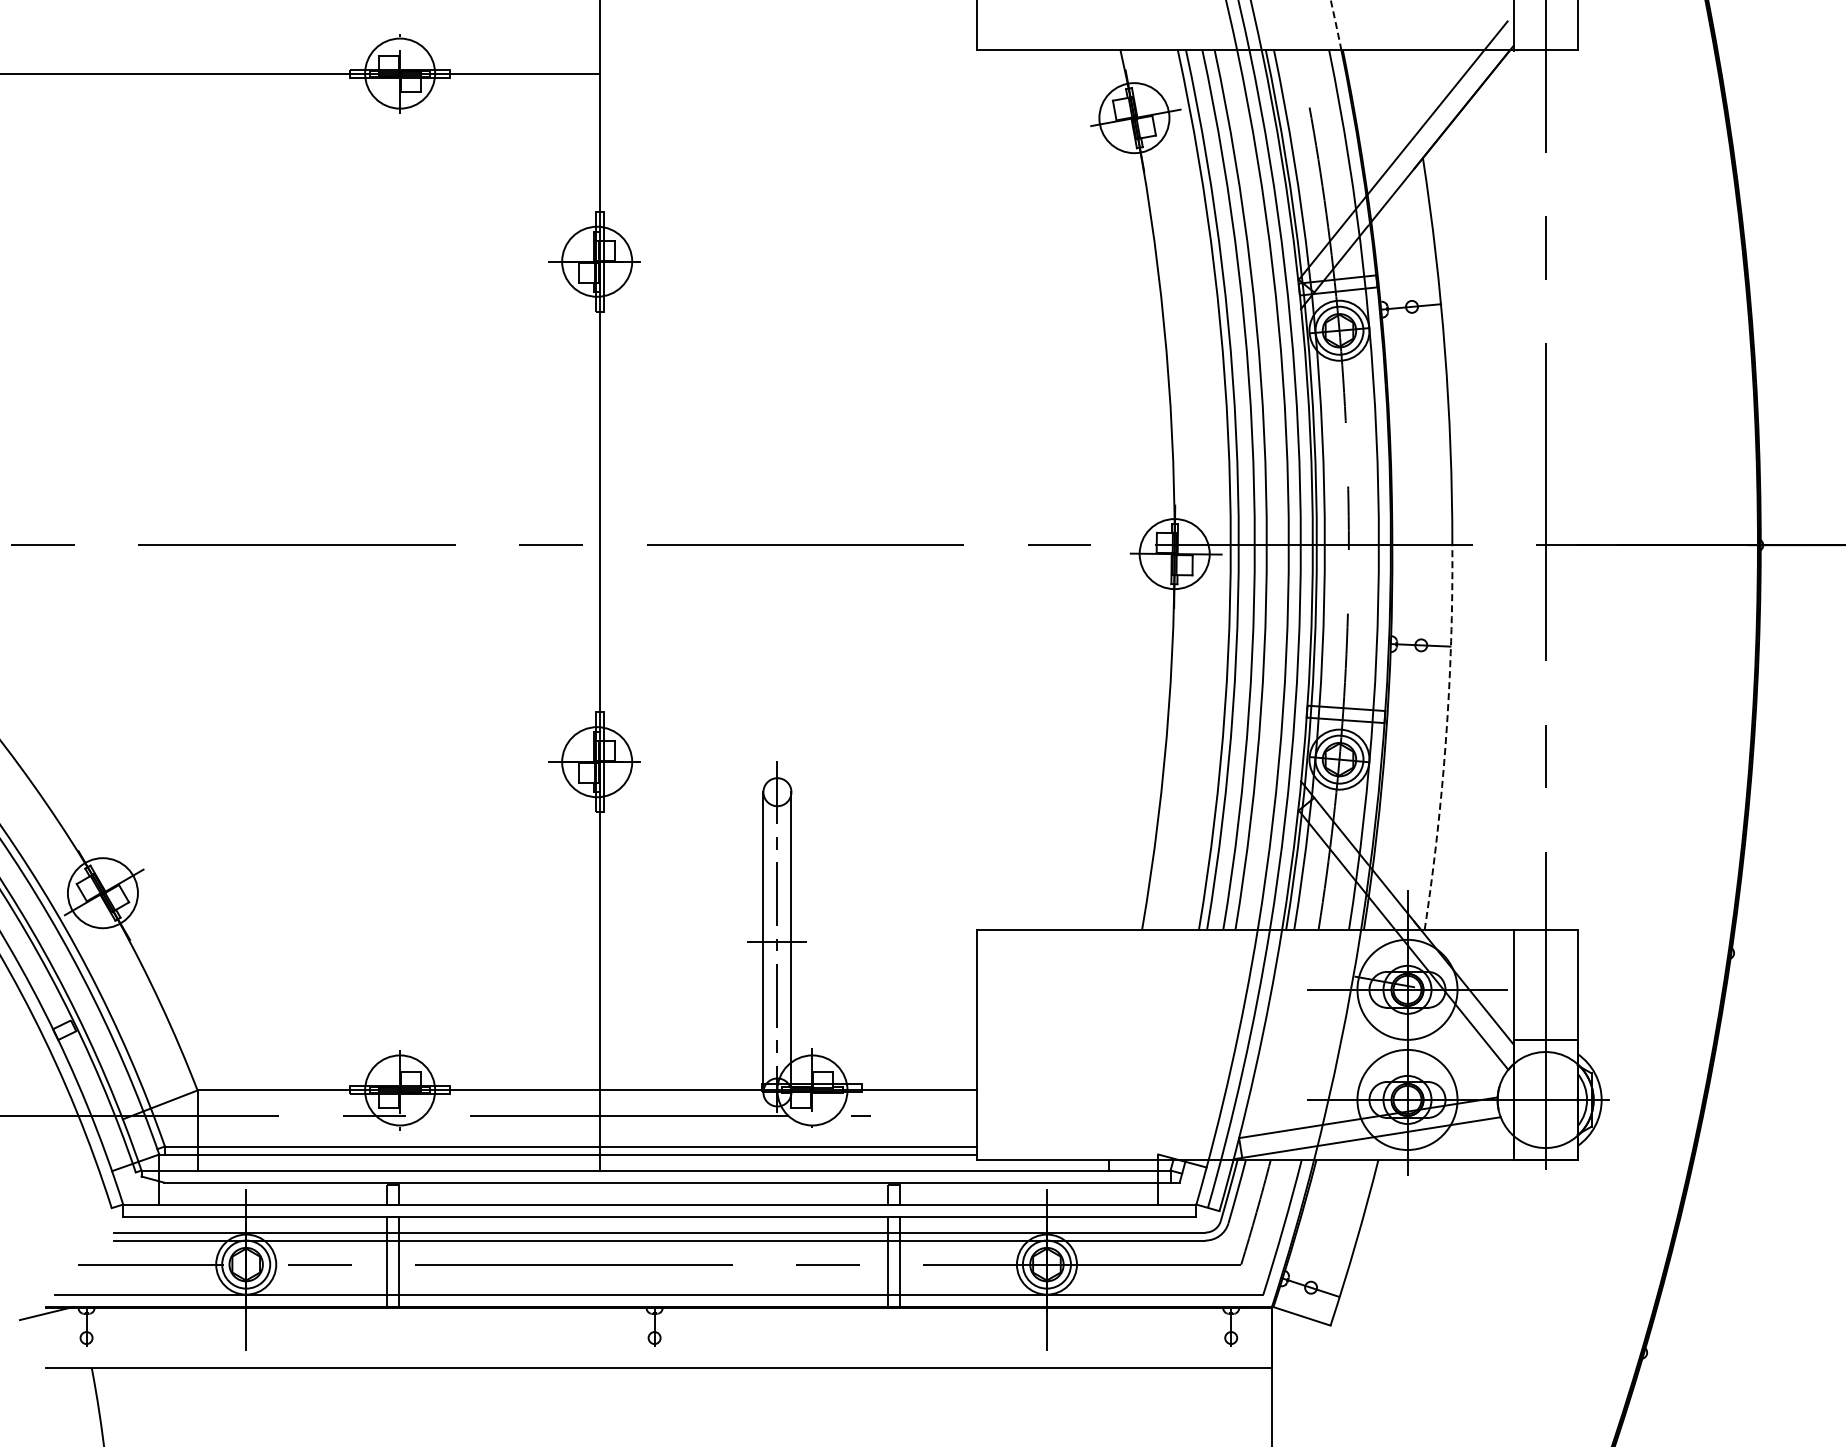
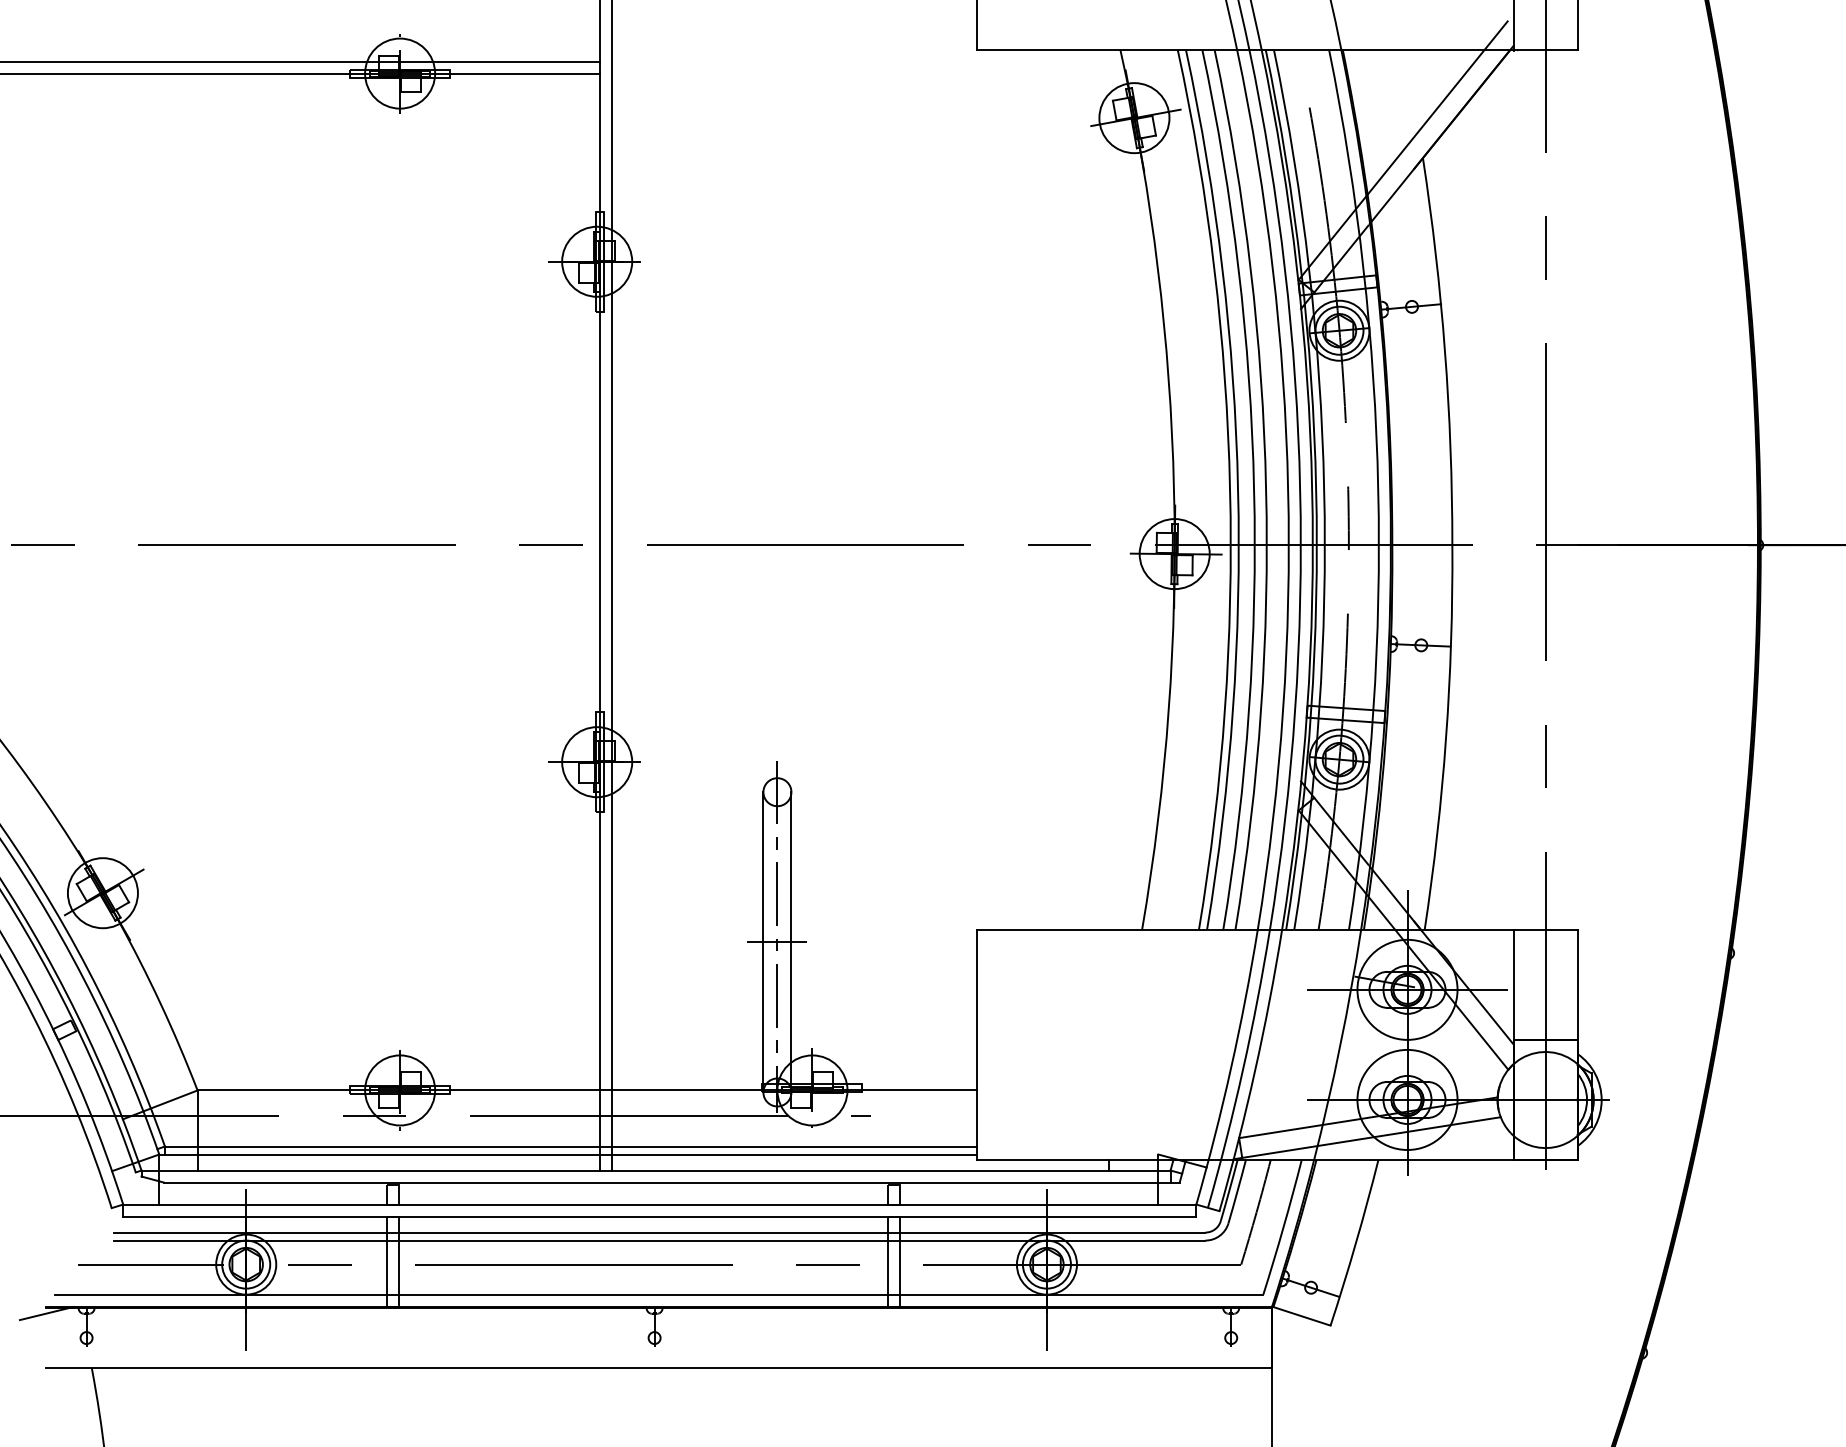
arc: dashed -> solid (1336, 24)
line: none -> present (301, 61)
line: none -> present (612, 586)
arc: dashed -> solid (1446, 738)
